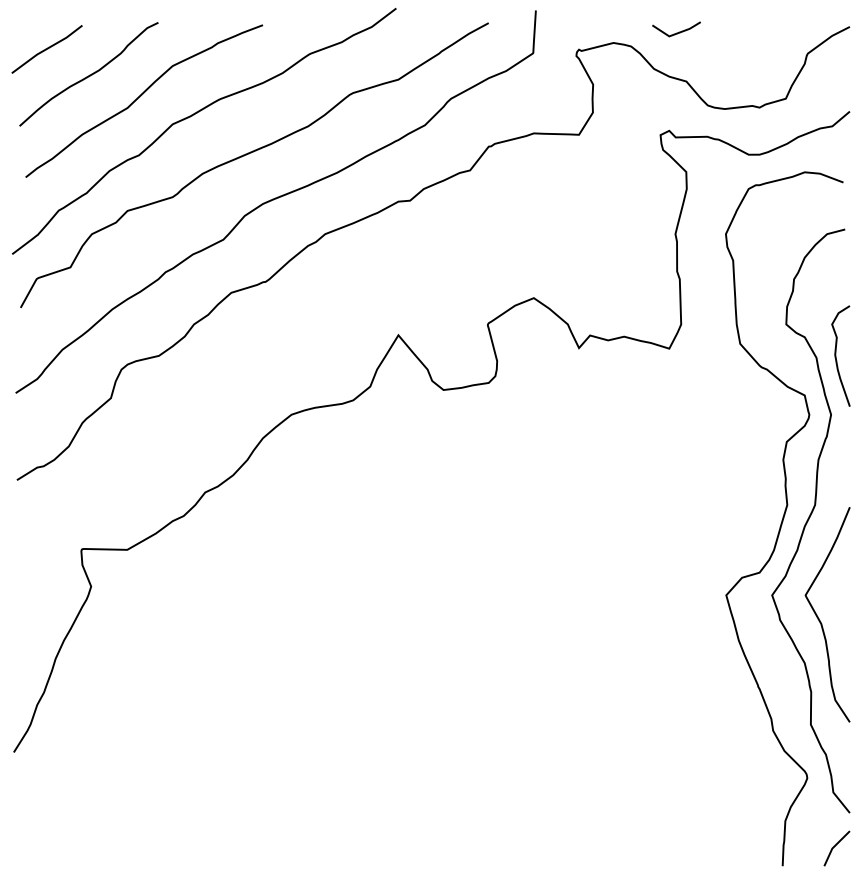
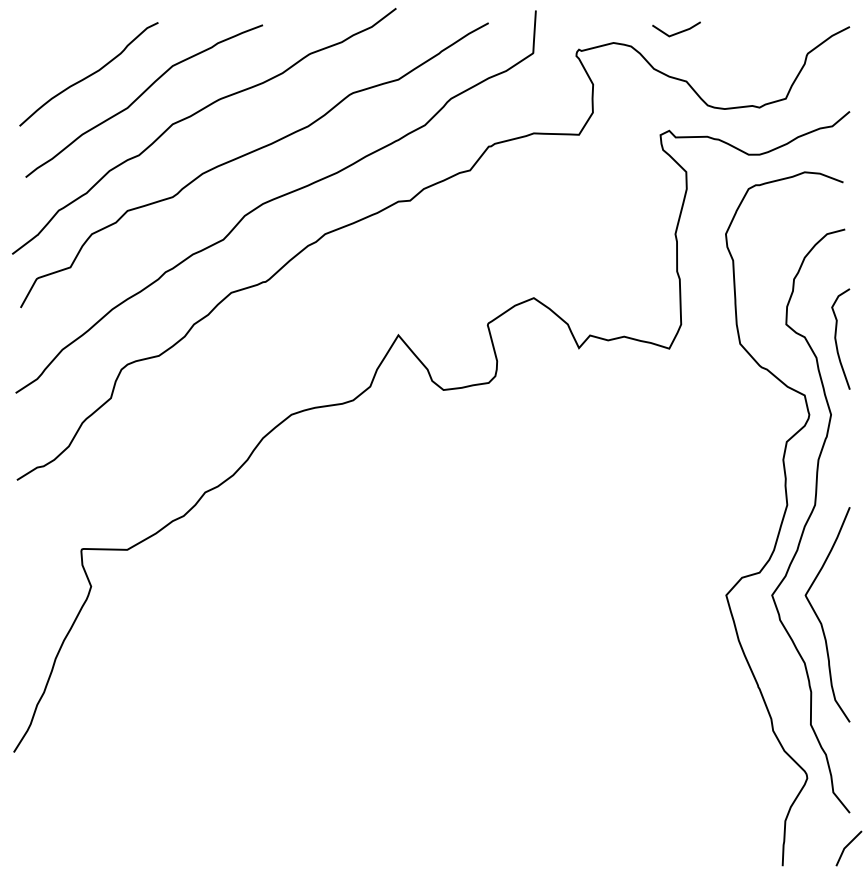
curve: present -> none (46, 49)
curve position: (836, 355) -> (836, 338) (836, 338)
line position: (835, 846) -> (847, 846) (847, 846)
